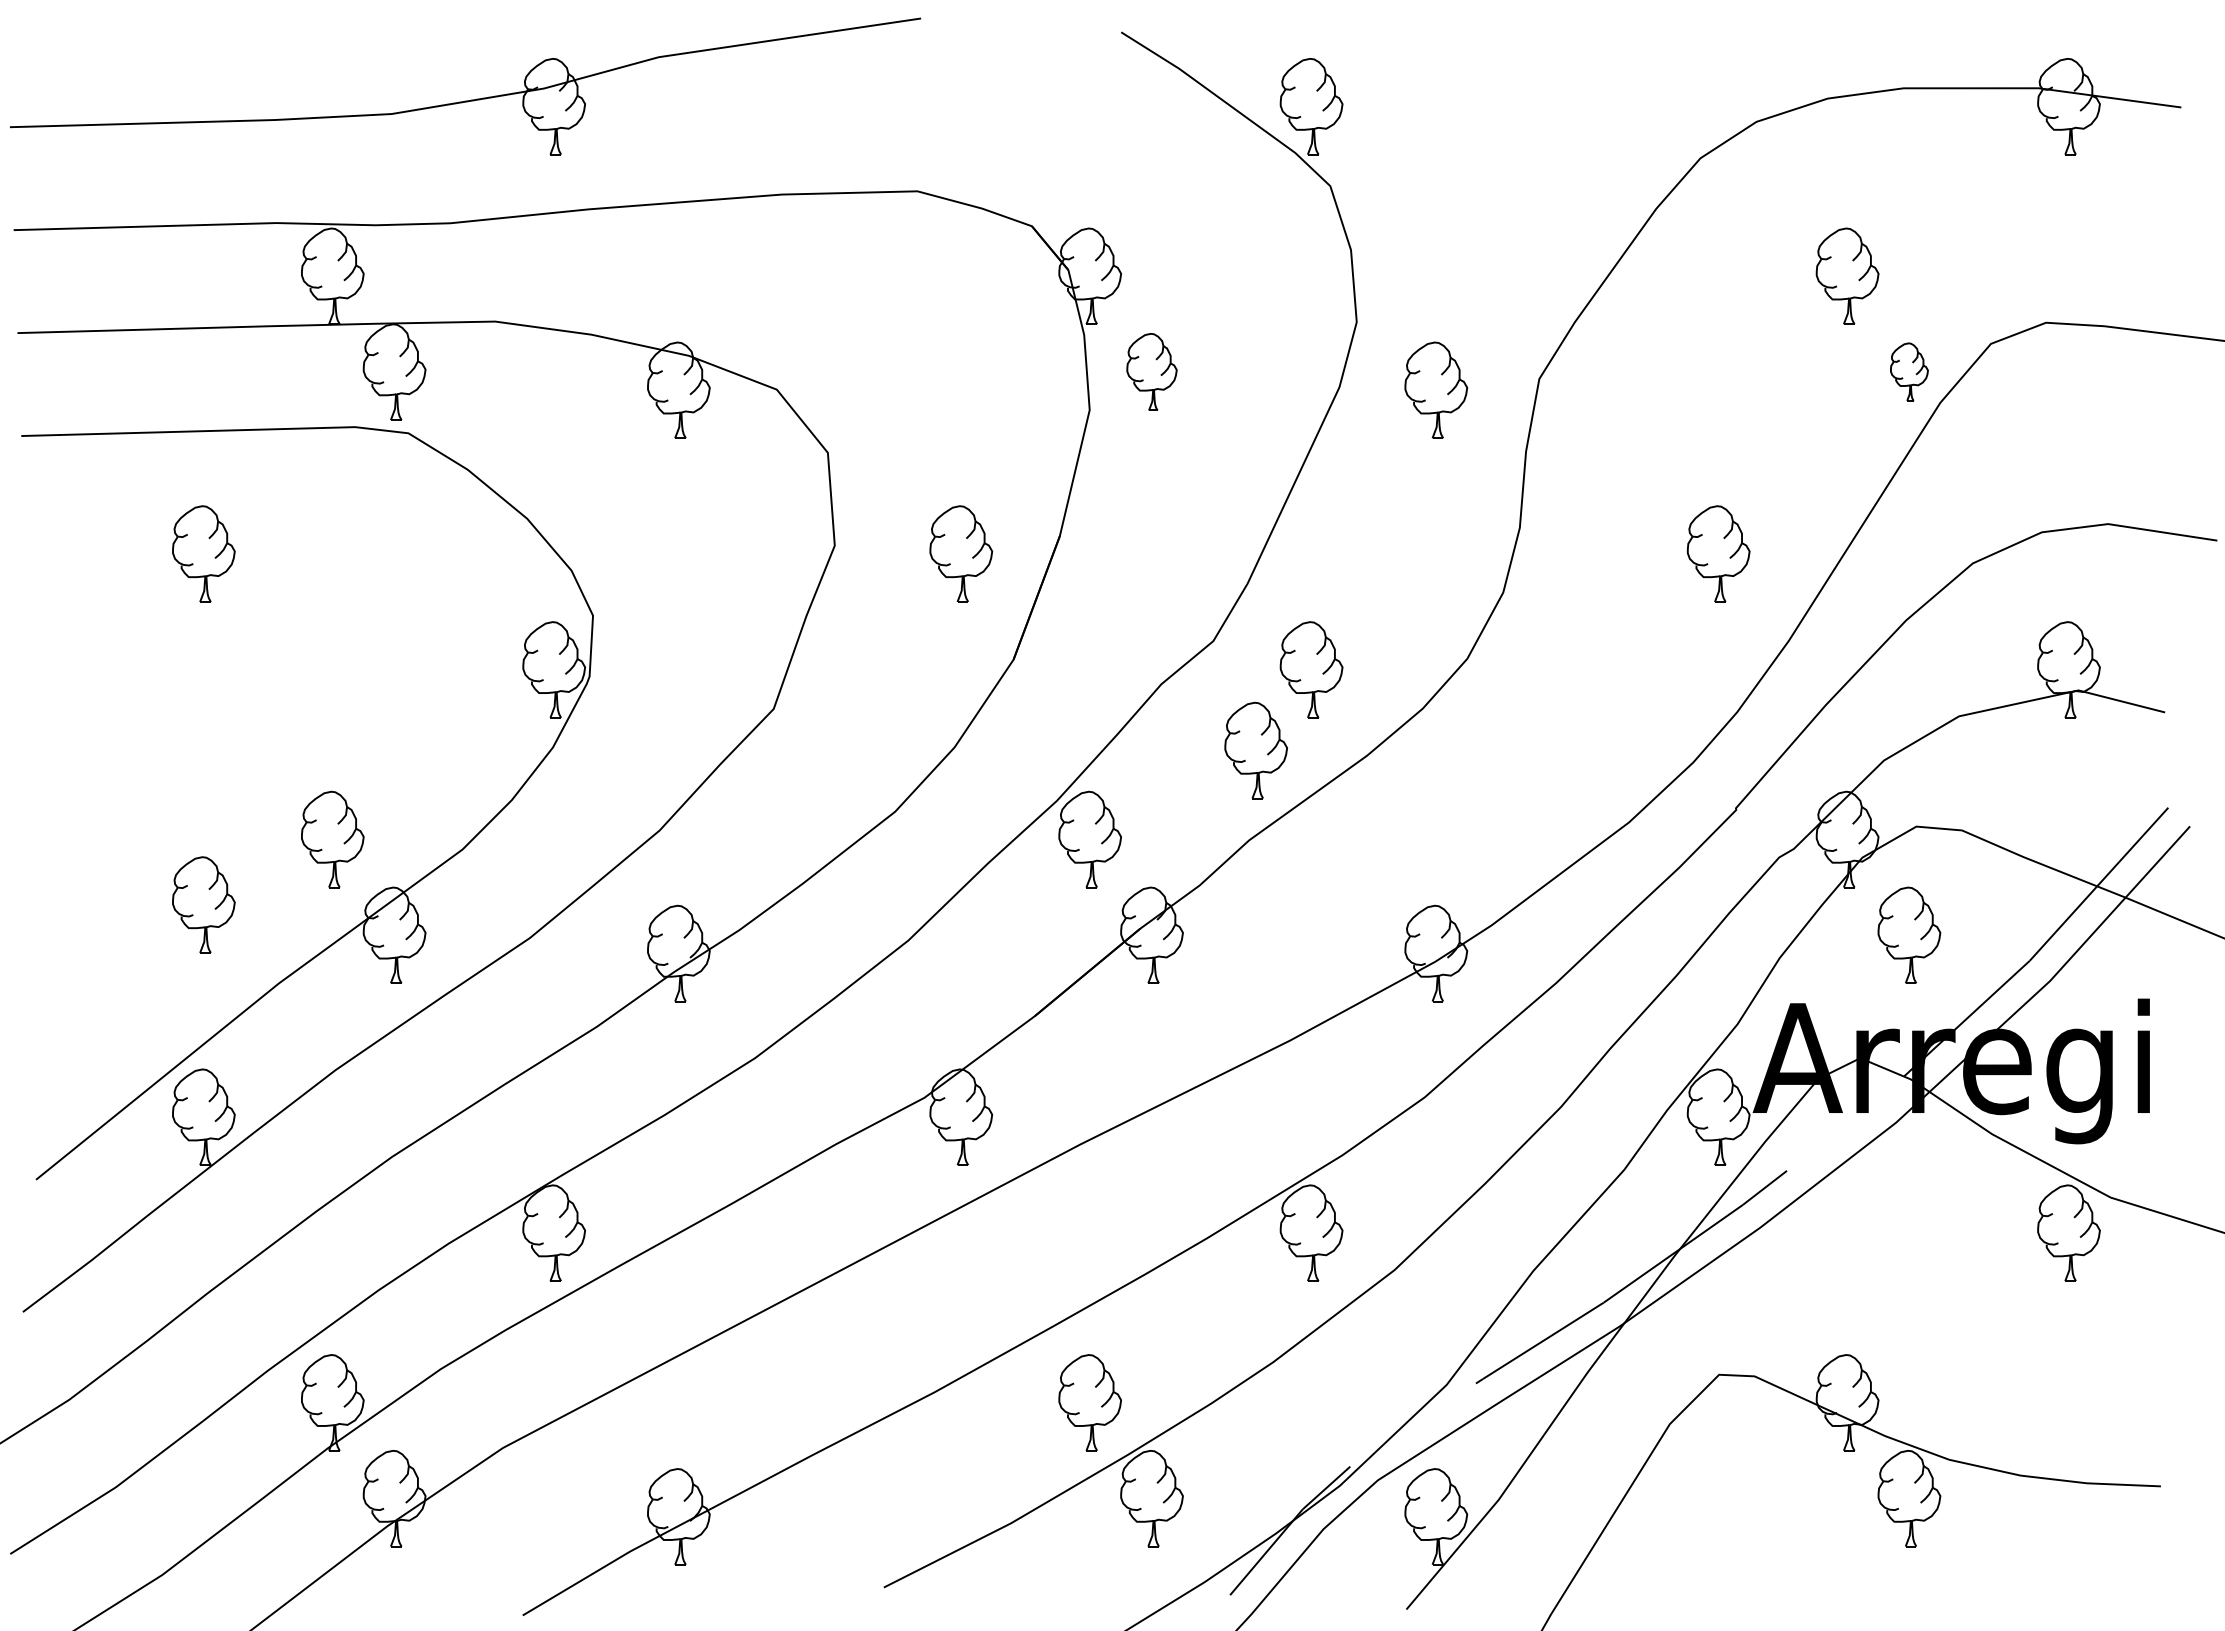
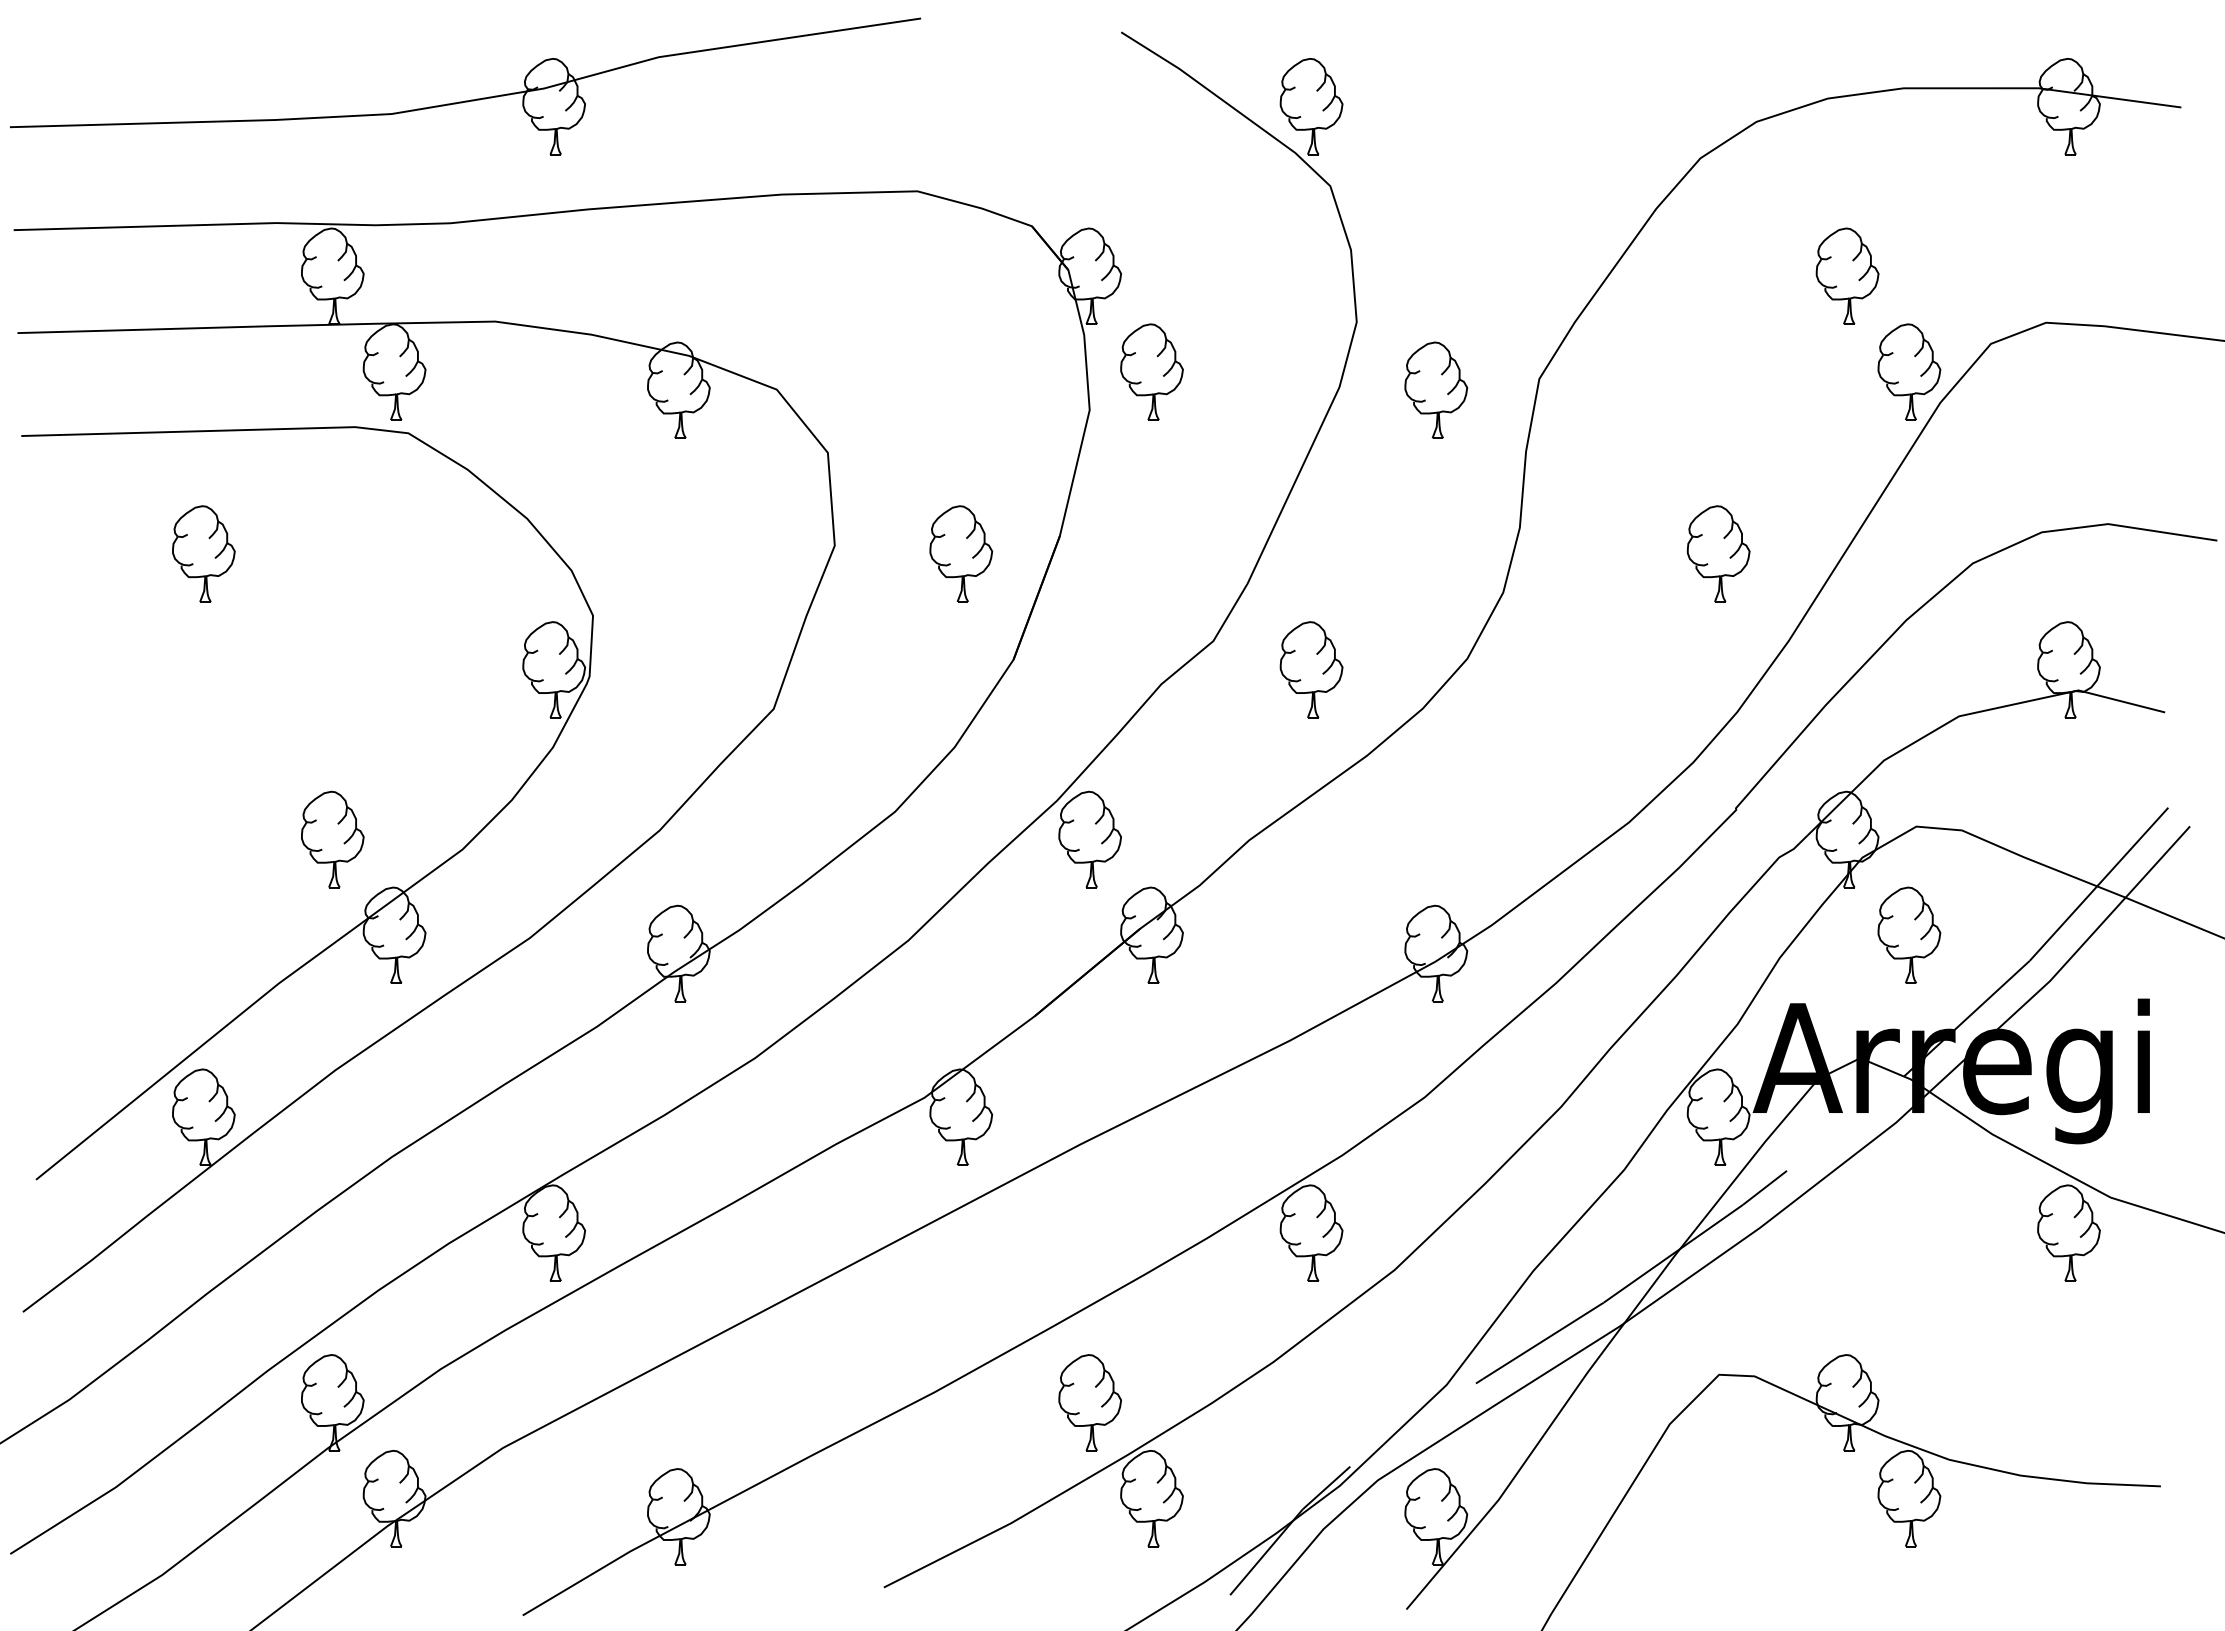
part size: 52x78 px -> 64x98 px (1151, 371)
part size: 39x60 px -> 65x98 px (1909, 371)
part: present -> none (1255, 750)
part: present -> none (203, 904)
